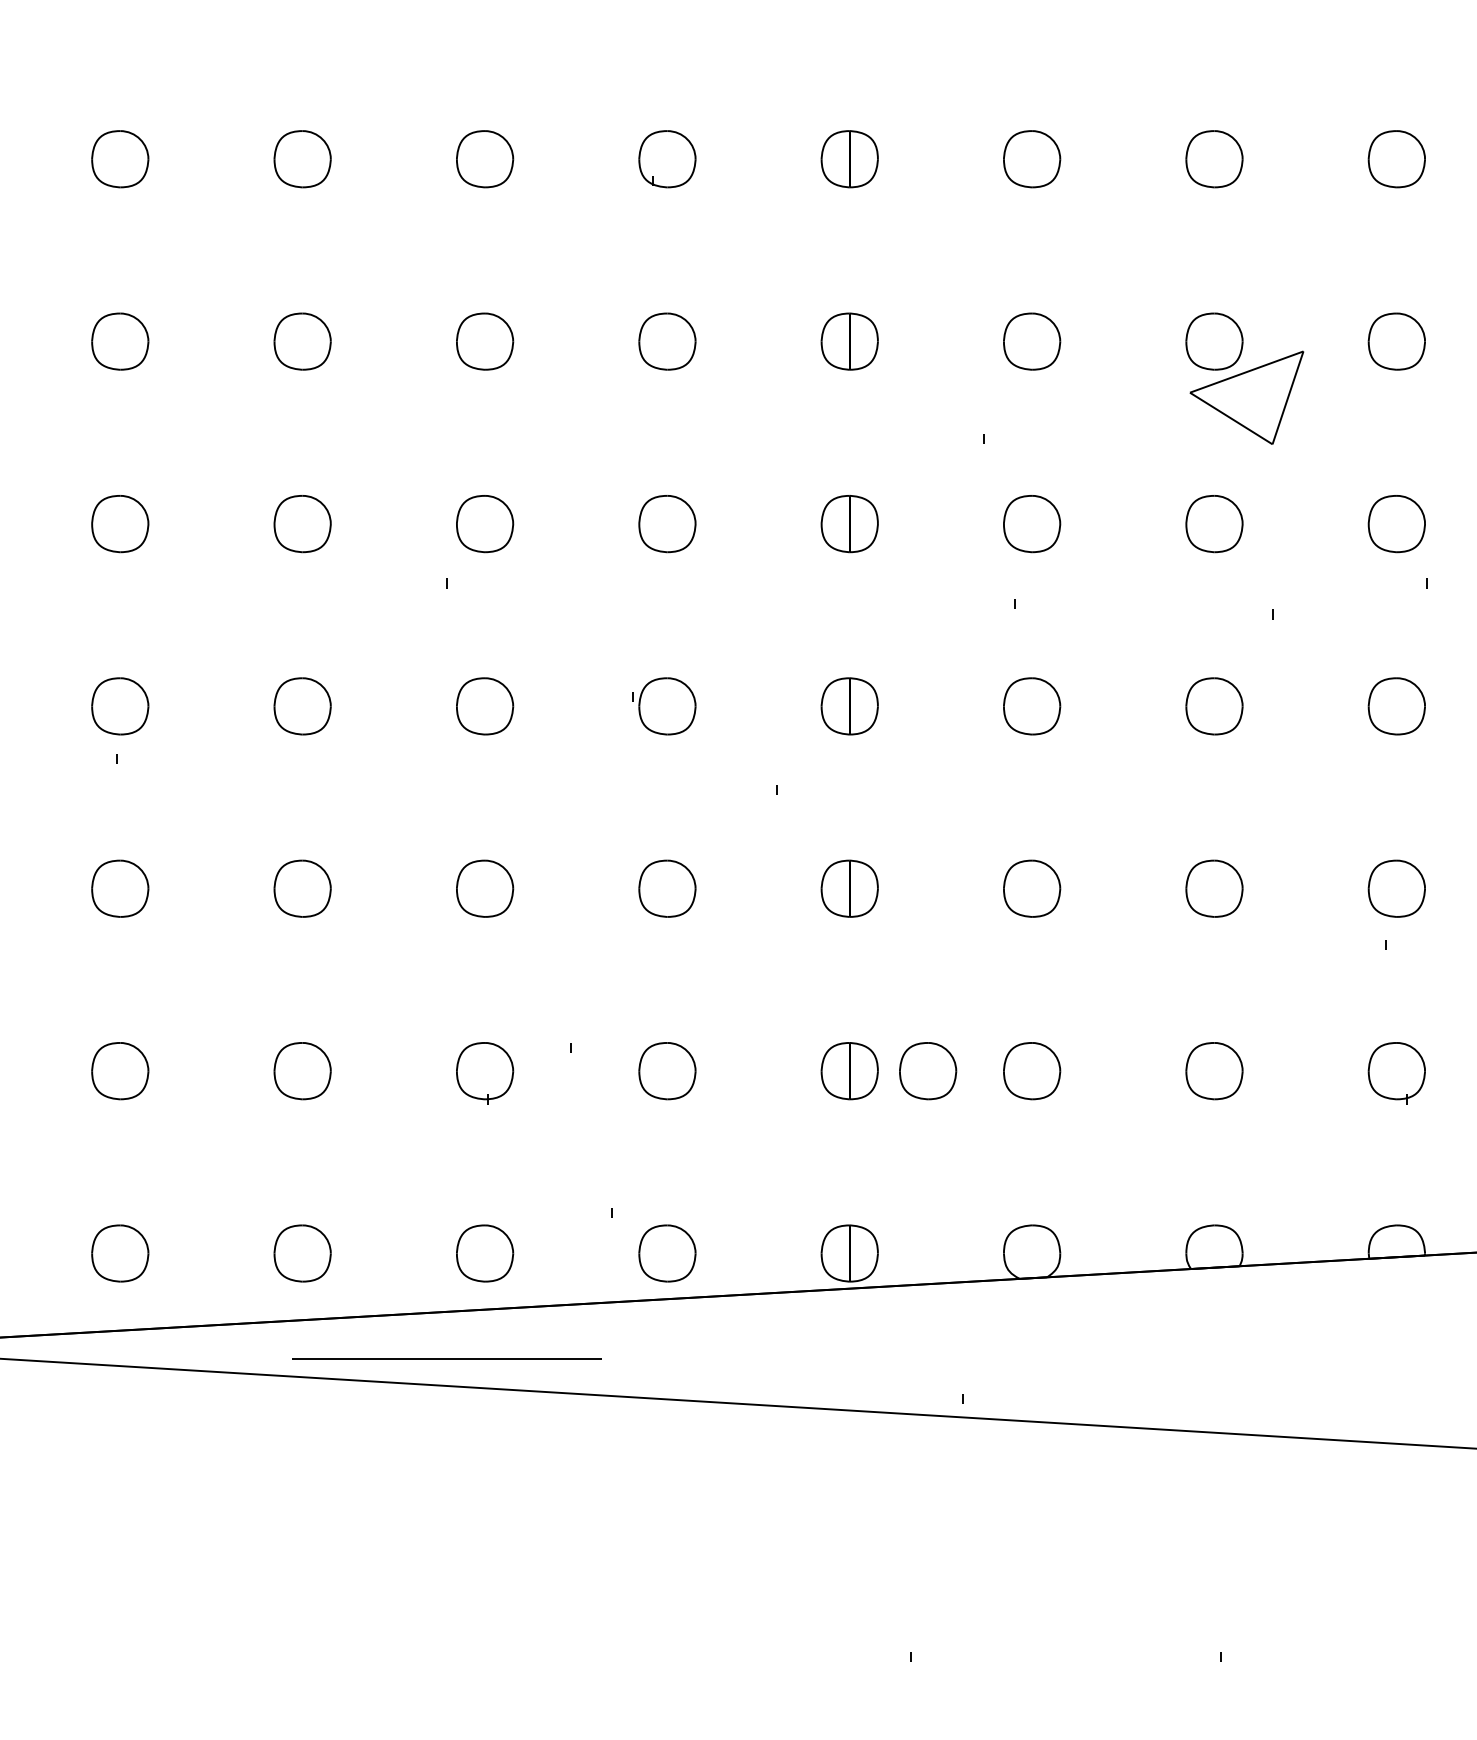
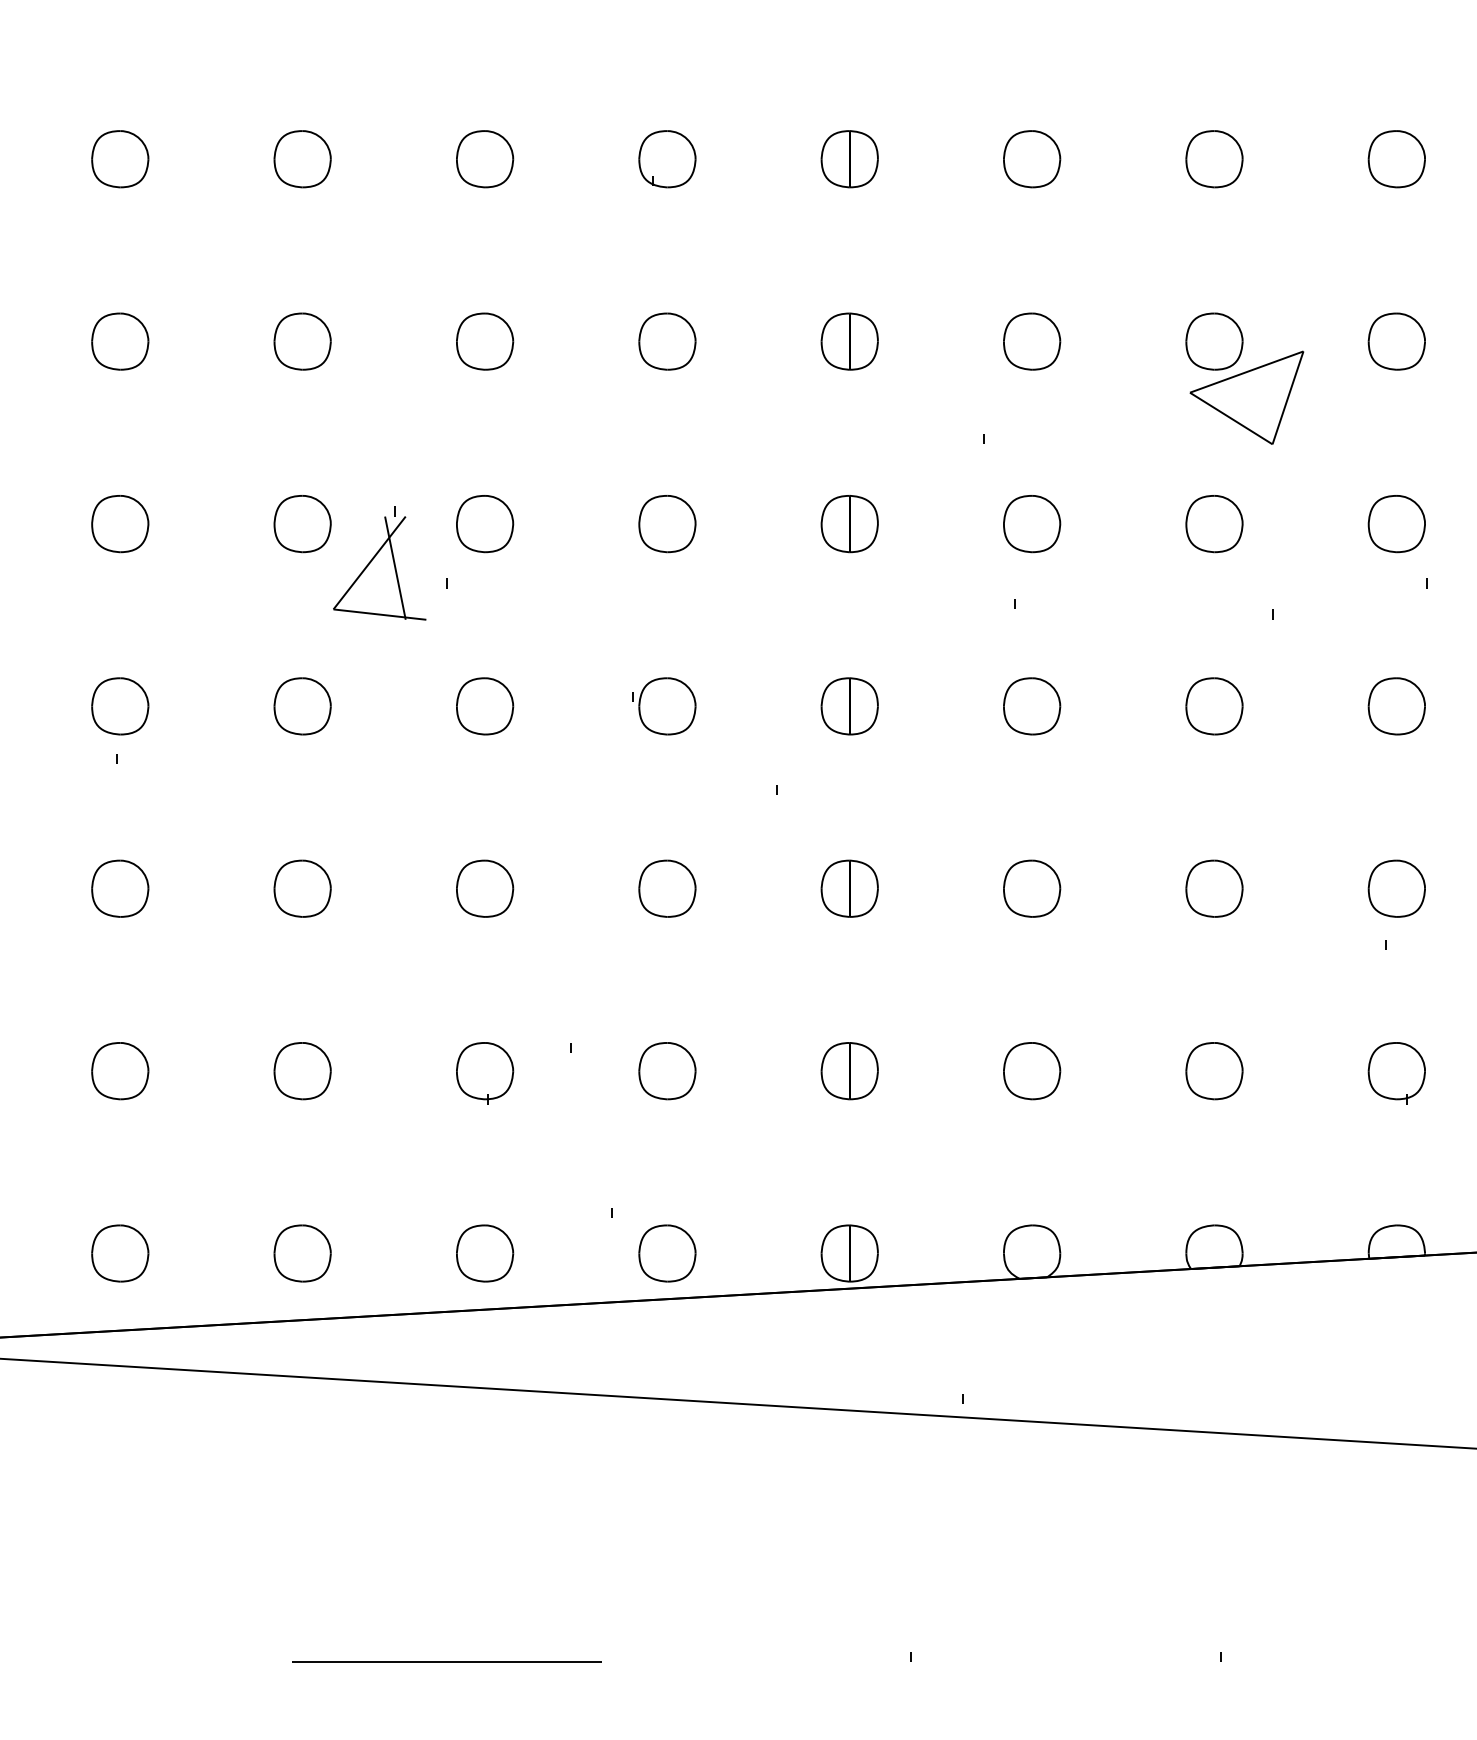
part: none -> present (379, 563)
part: present -> none (928, 1071)
line position: (446, 1358) -> (446, 1661) (446, 1661)
